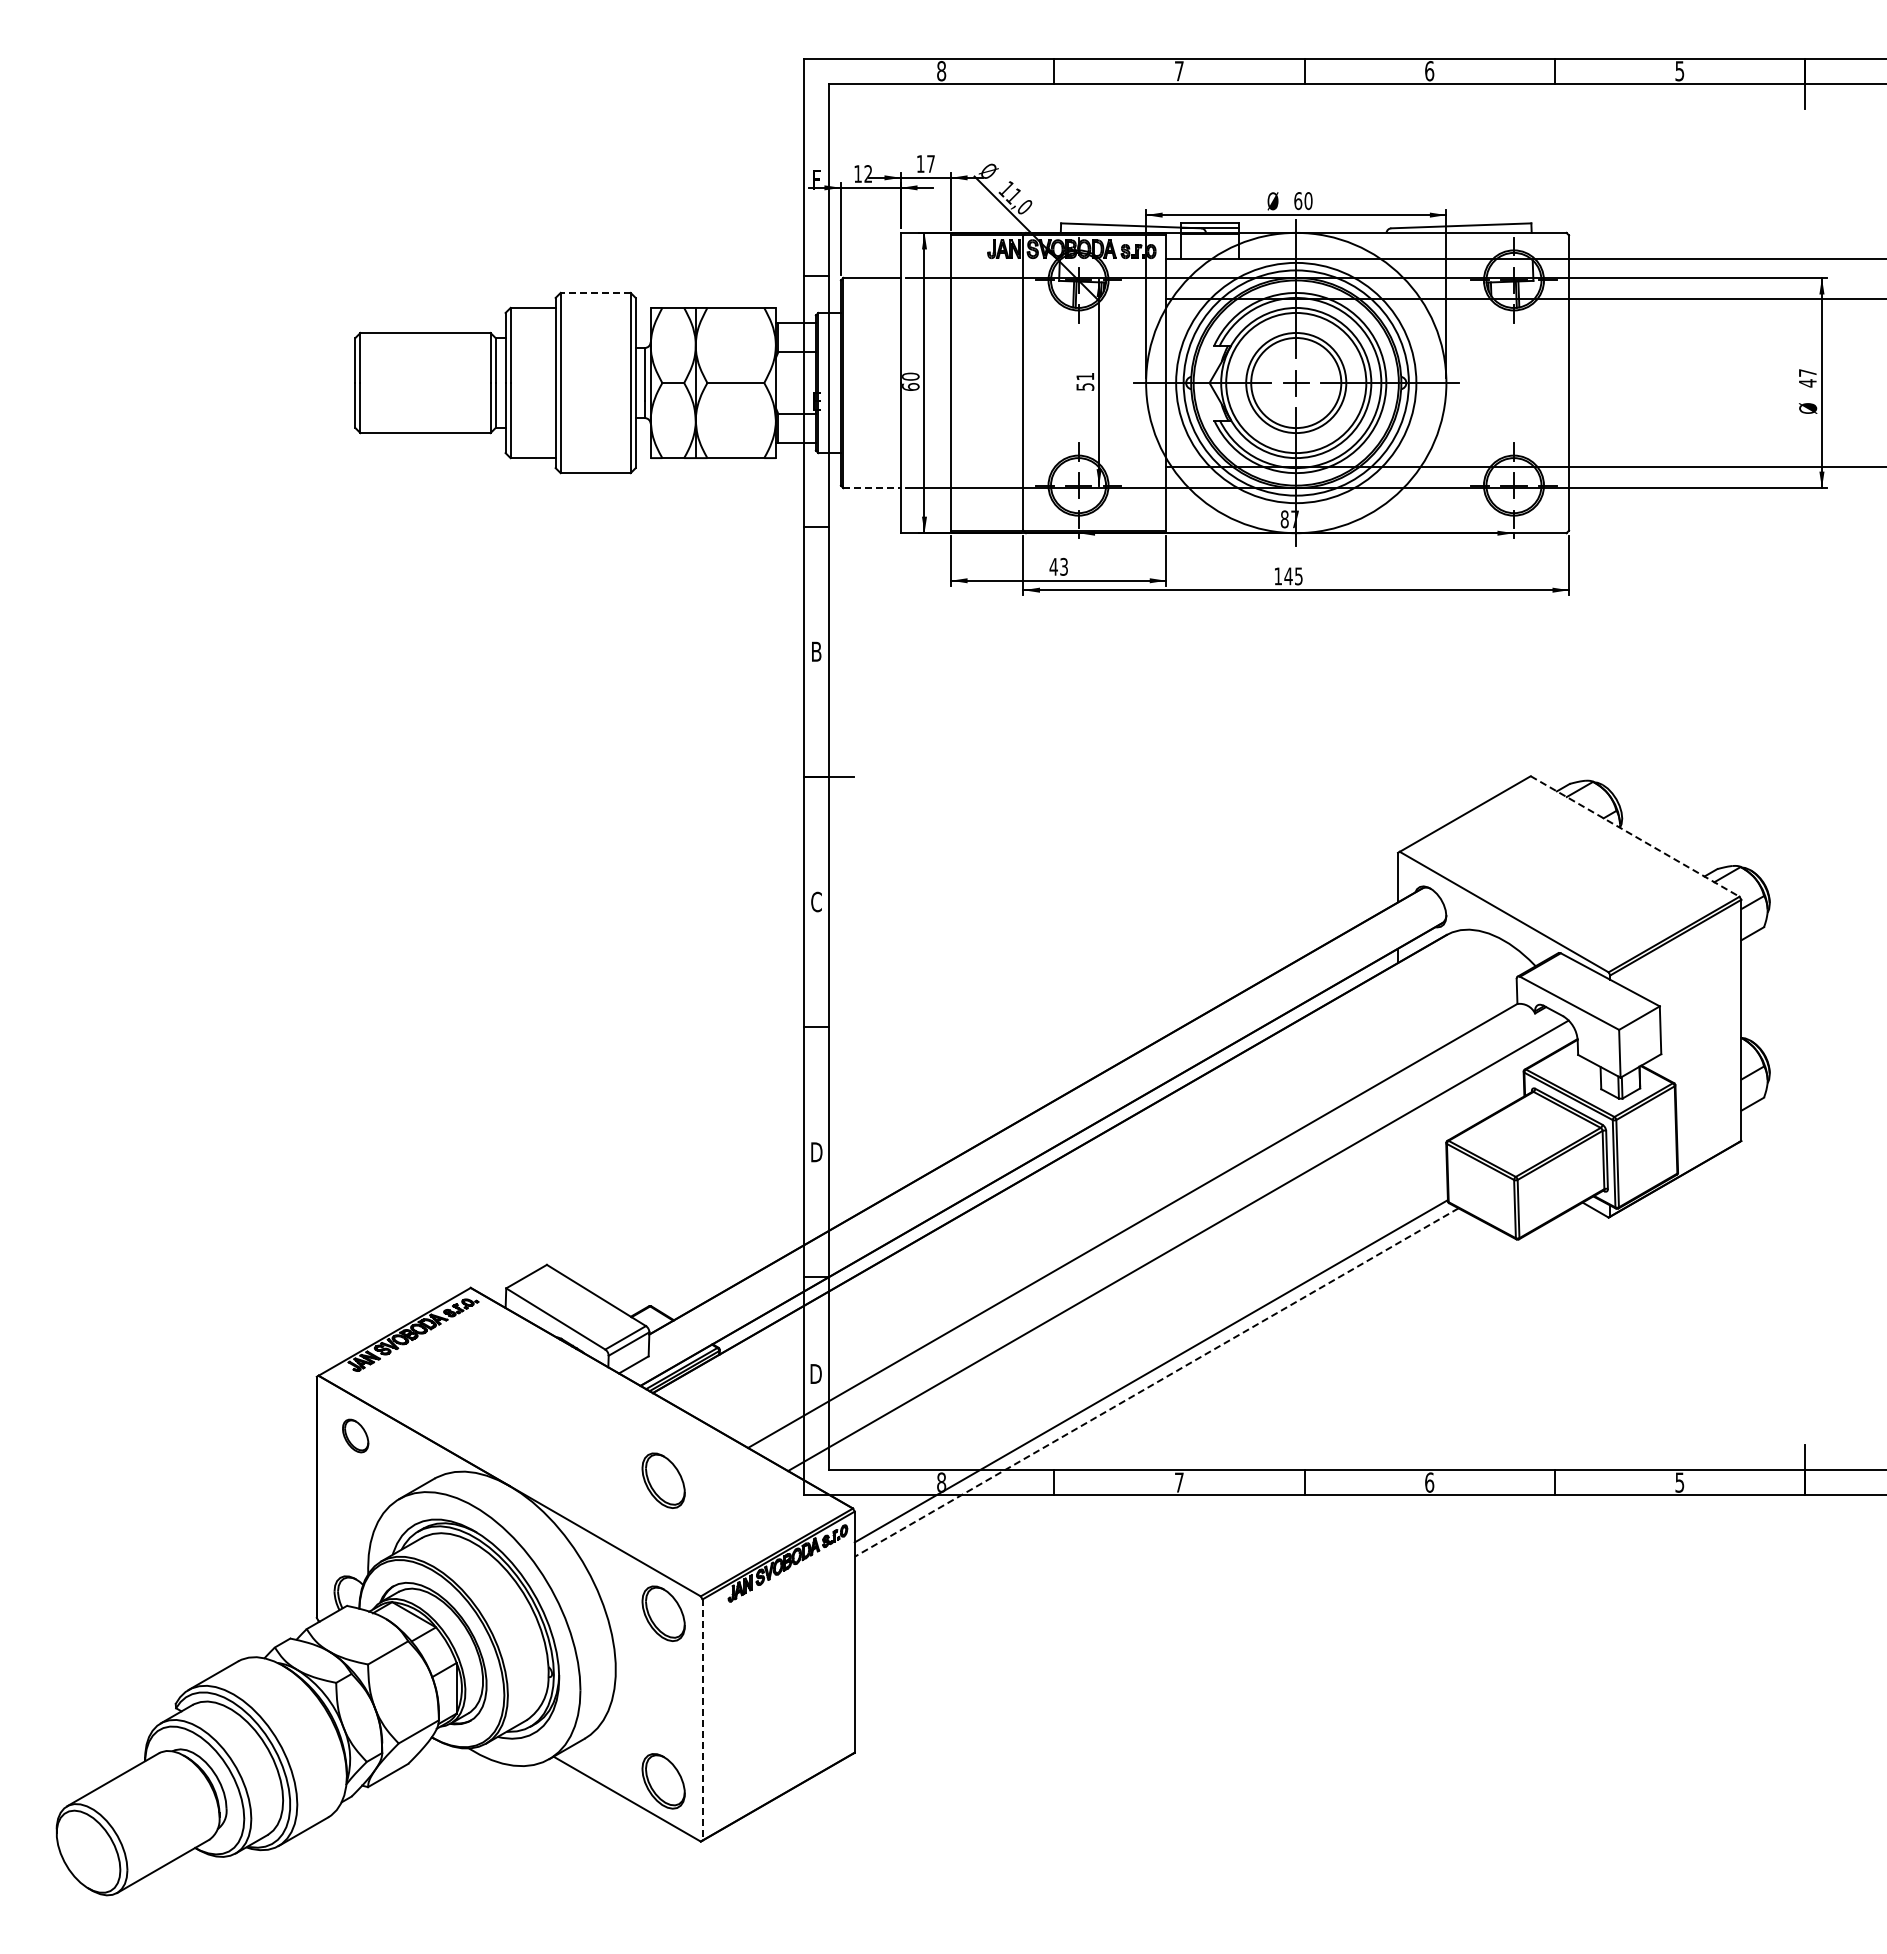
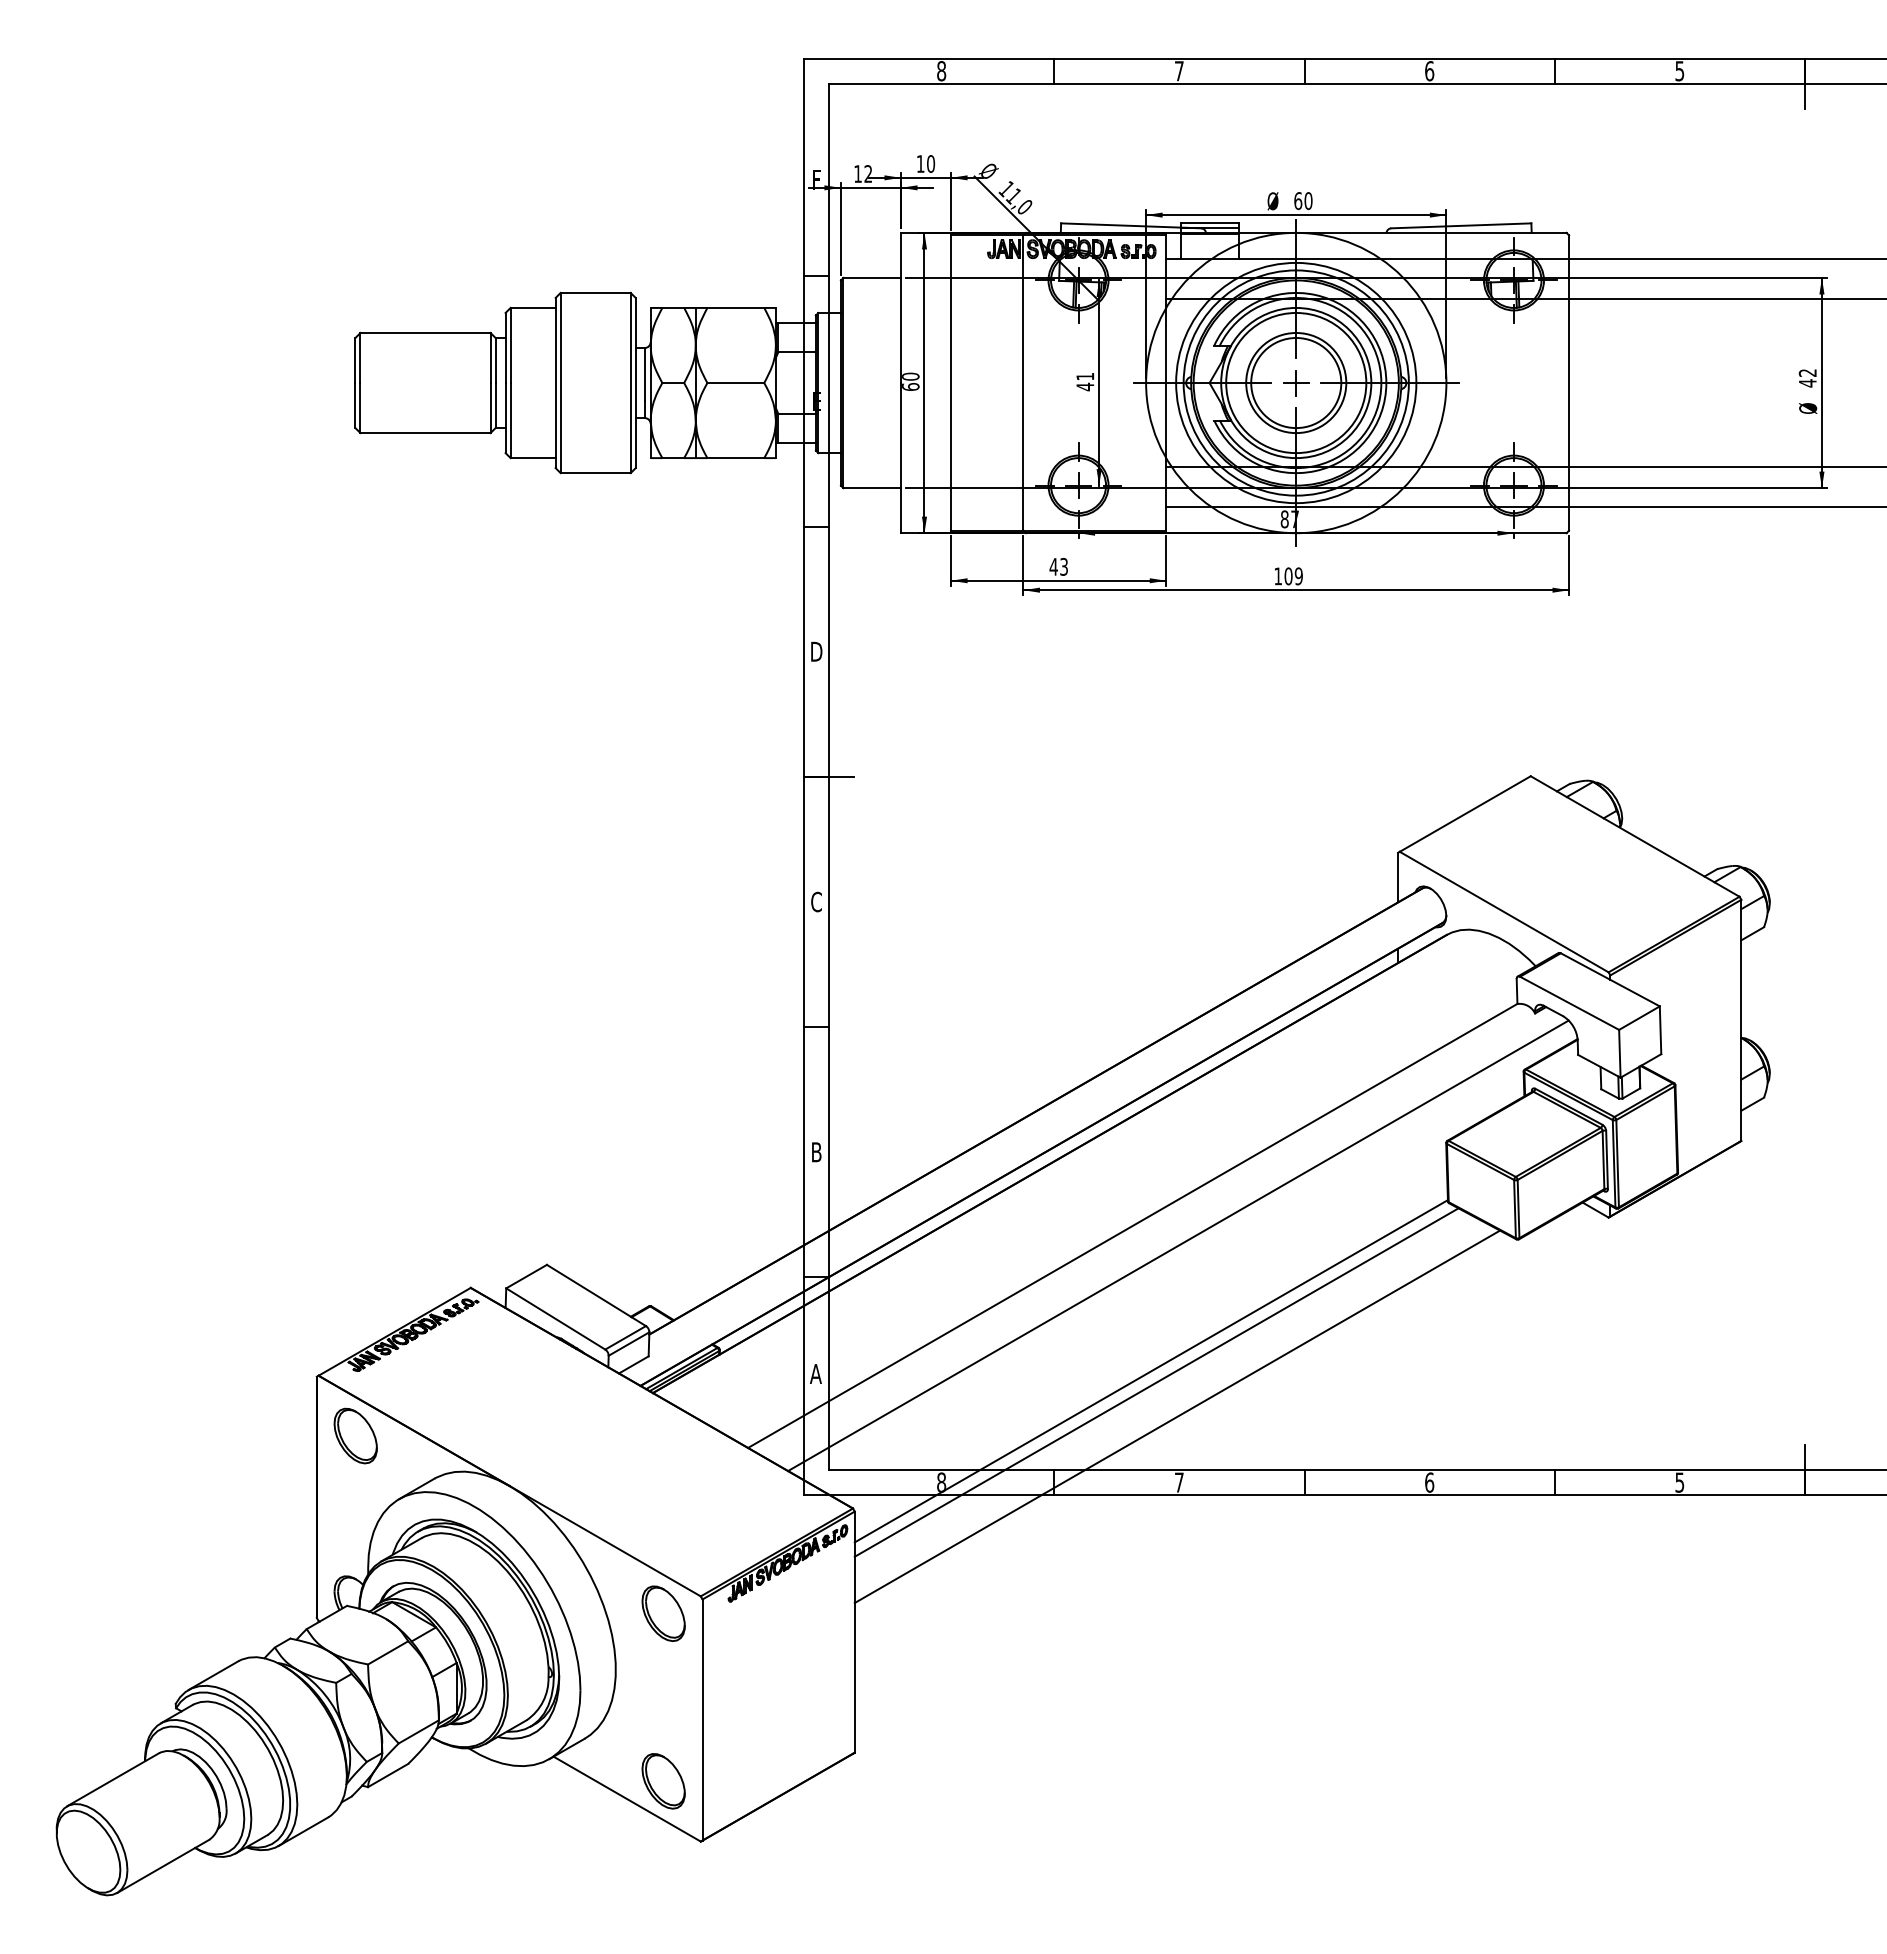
text: 17 -> 10 (931, 163)
line: dashed -> solid (595, 292)
text: 47 -> 42 (1807, 372)
text: 51 -> 41 (1085, 386)
line: dashed -> solid (872, 488)
line: none -> present (1524, 507)
text: 145 -> 109 (1293, 576)
text: B -> D (816, 651)
line: dashed -> solid (1635, 836)
text: D -> B (816, 1152)
text: D -> A (815, 1373)
line: dashed -> solid (1156, 1382)
line: none -> present (1177, 1416)
part size: 28x36 px -> 45x58 px (355, 1435)
part: present -> none (663, 1480)
line: dashed -> solid (702, 1720)
